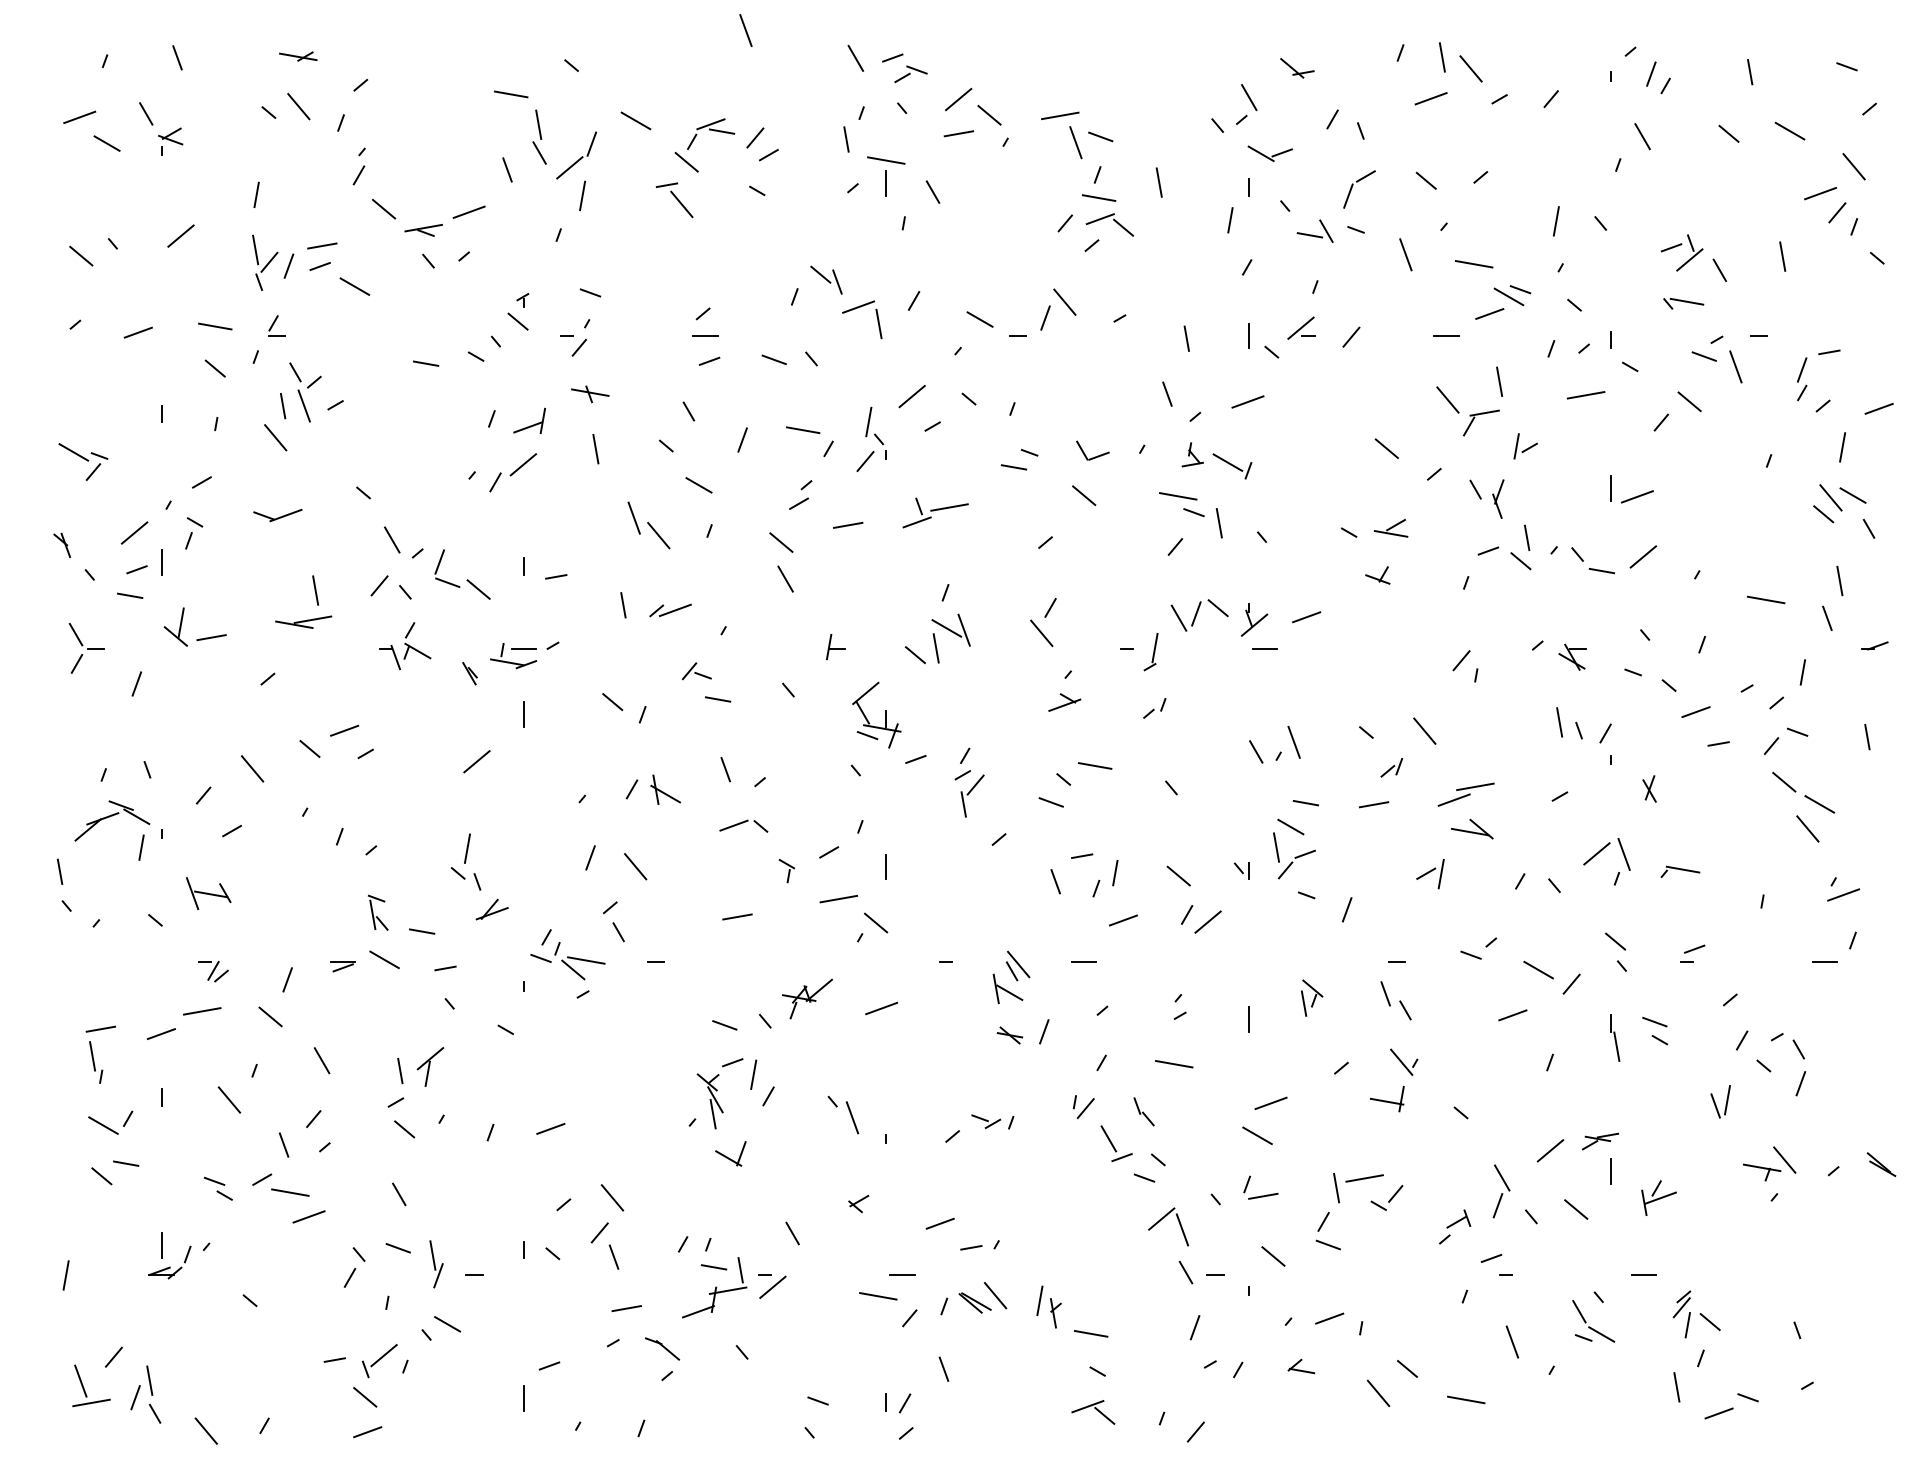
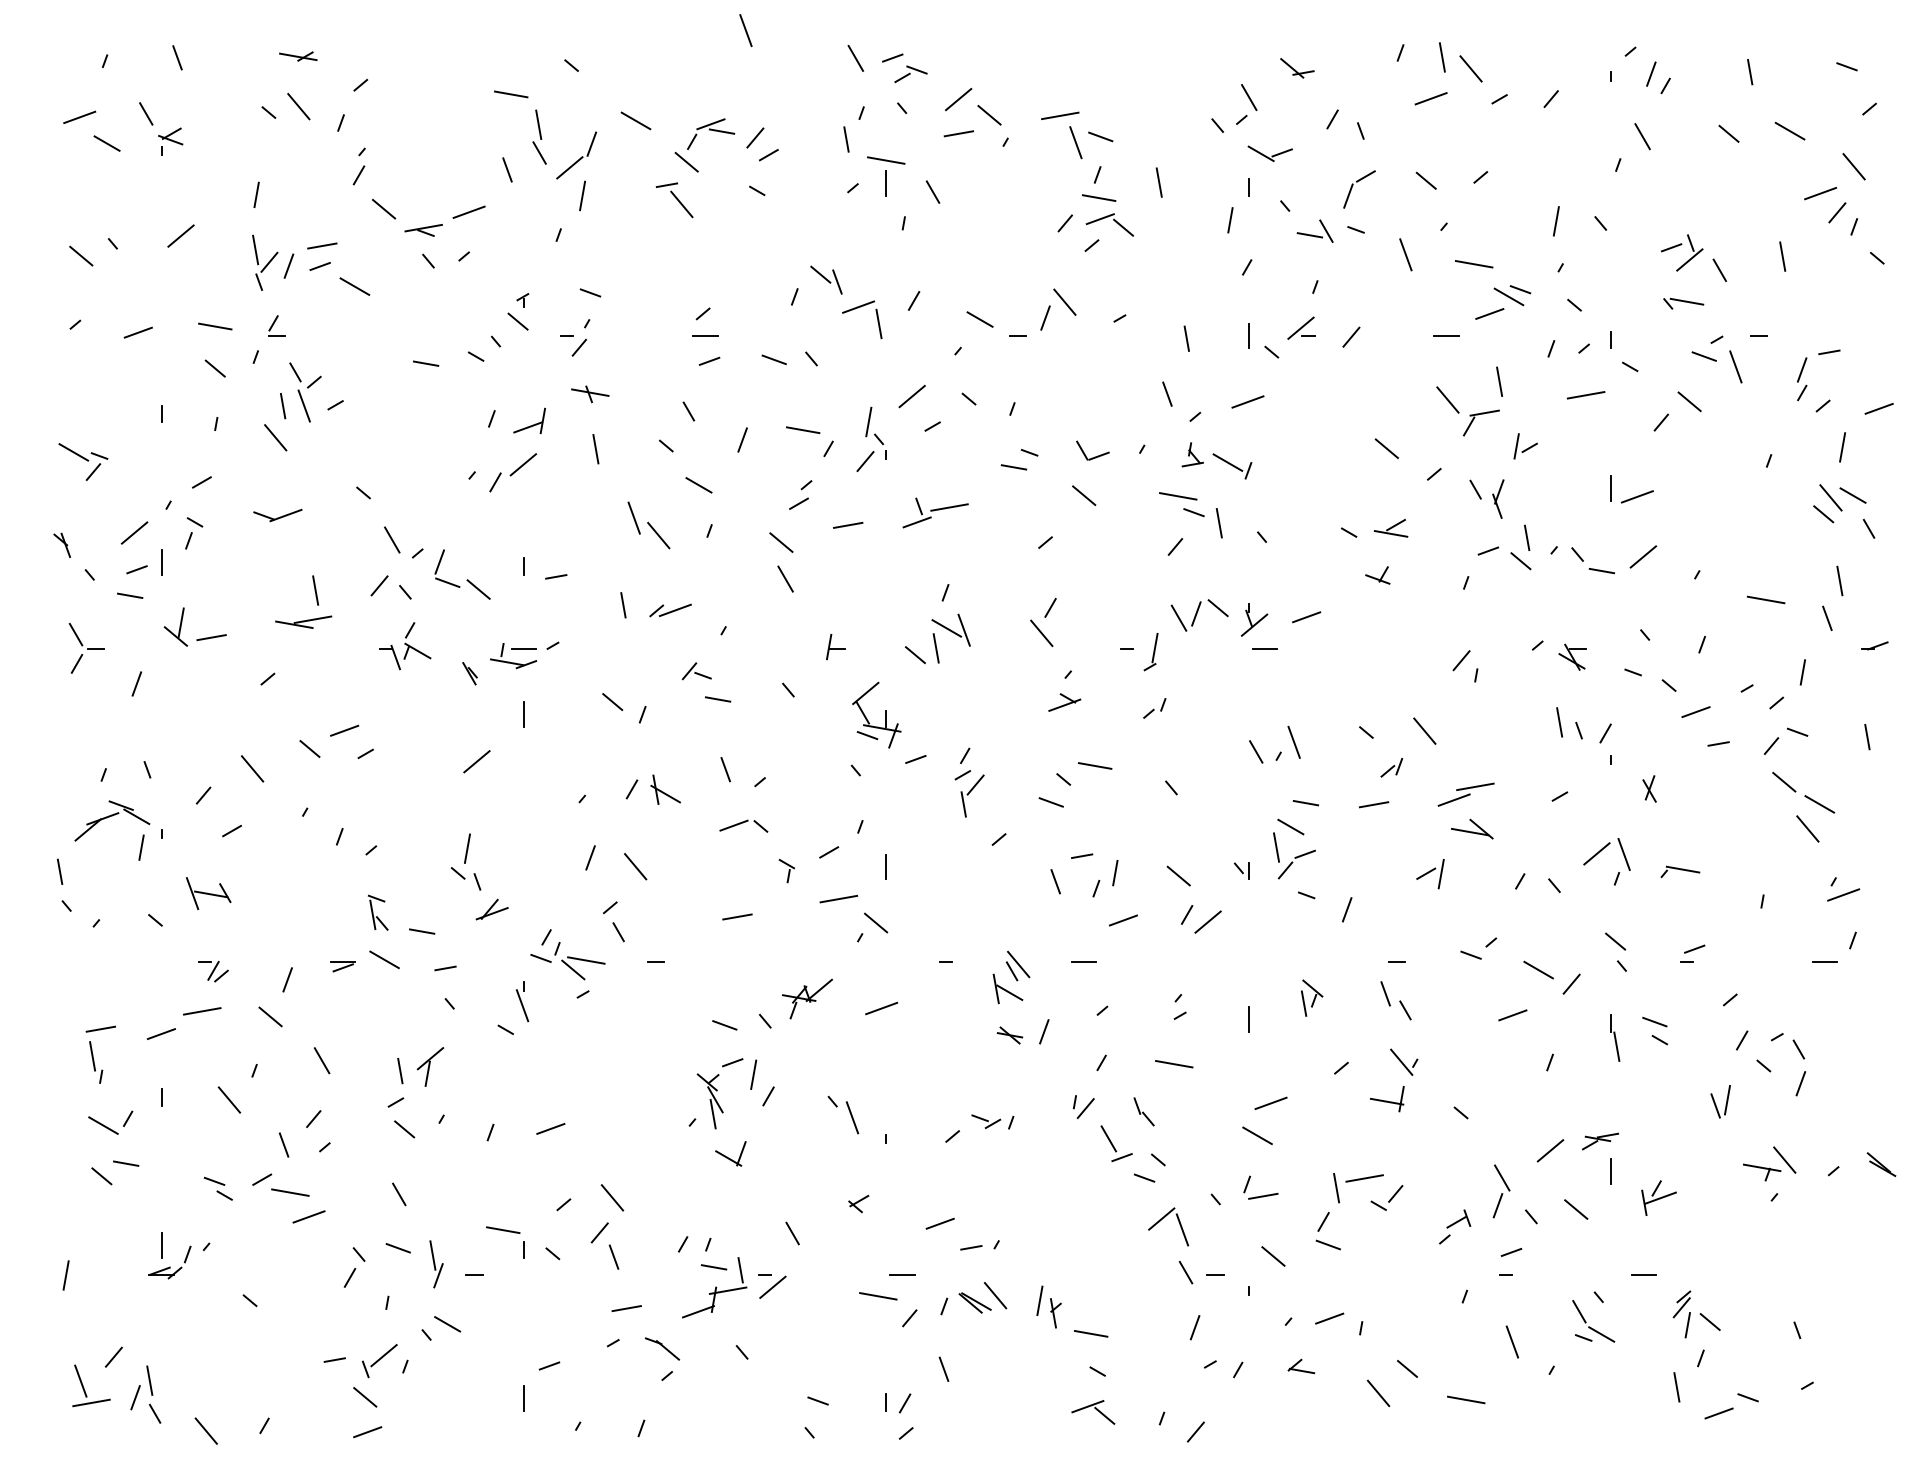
line: none -> present (522, 1005)
line: none -> present (503, 1230)
line position: (1491, 1257) -> (1511, 1251) (1511, 1251)
